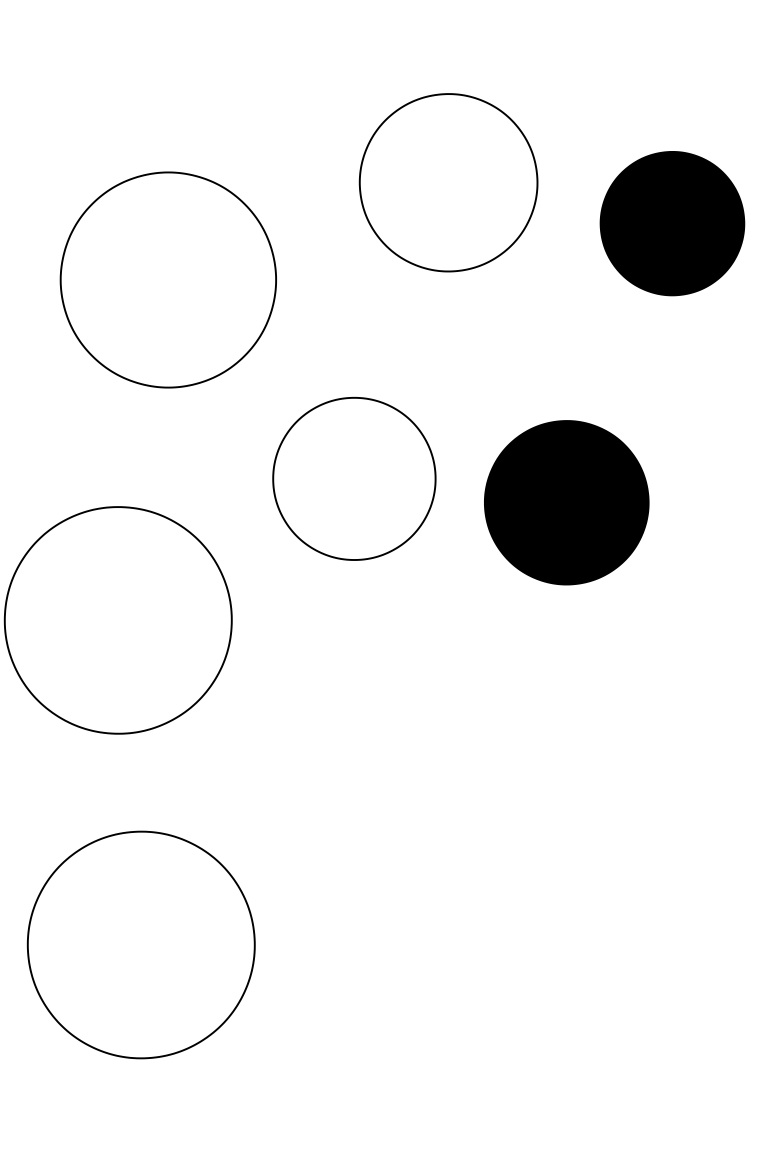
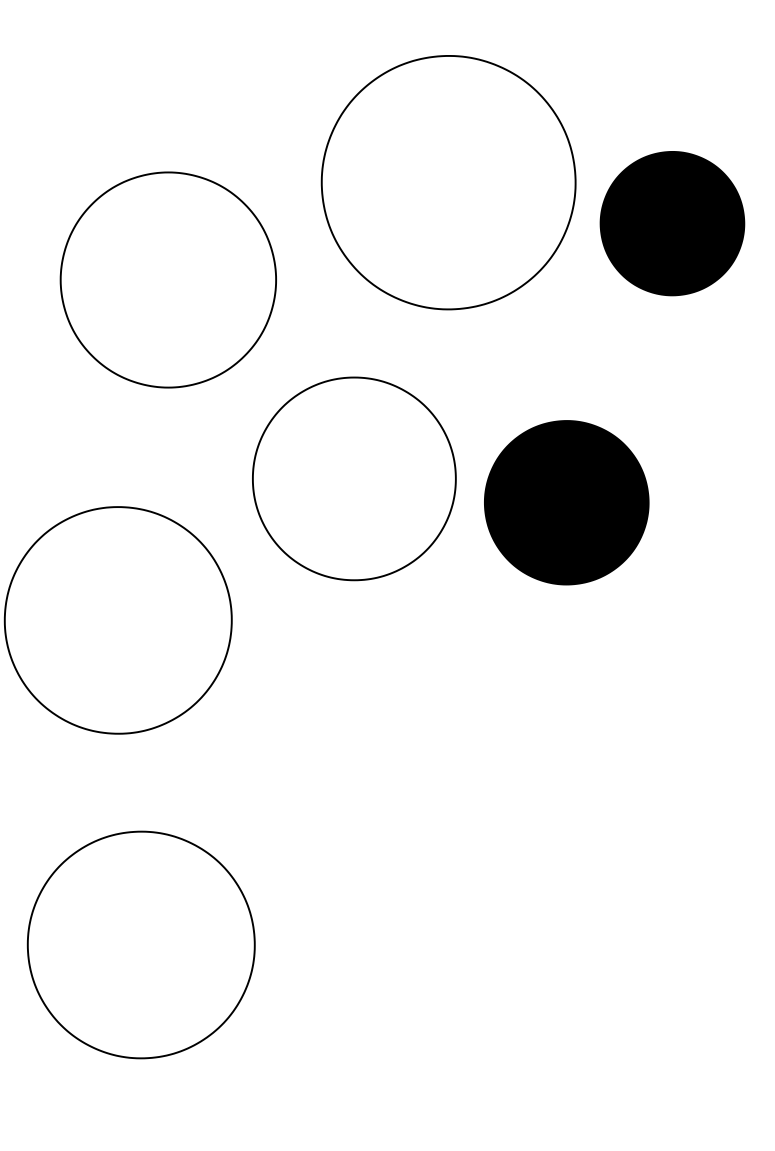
part size: 181x180 px -> 257x256 px (448, 182)
part size: 165x165 px -> 205x206 px (354, 478)
